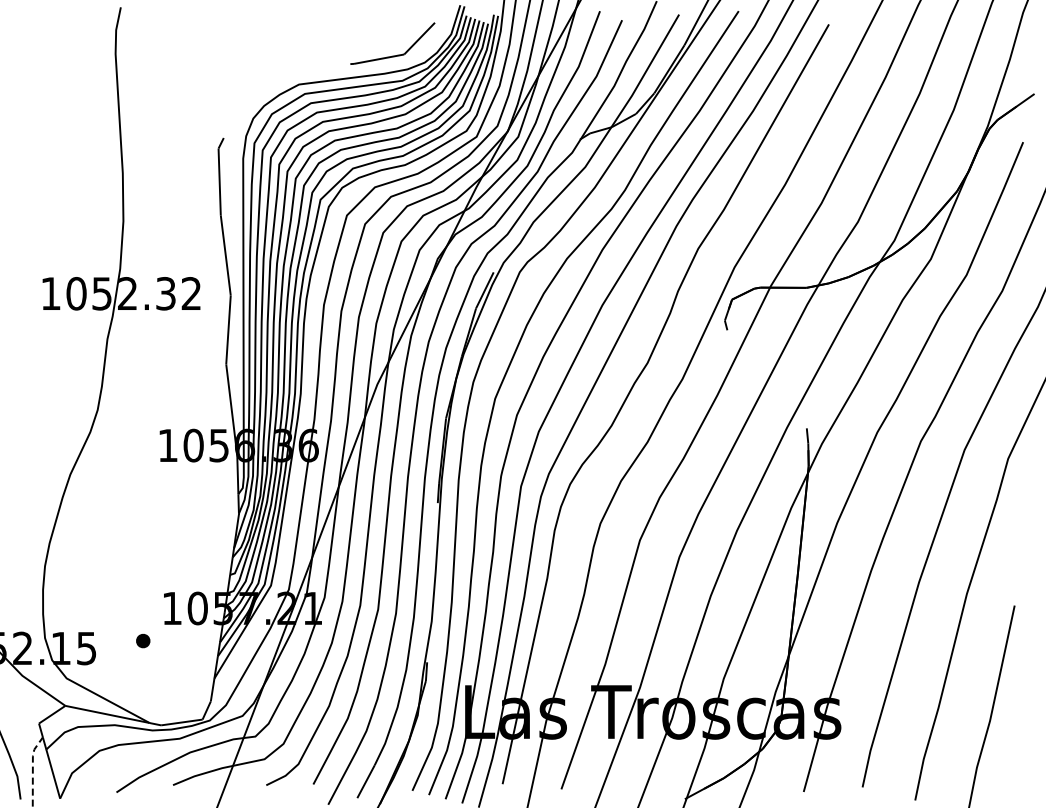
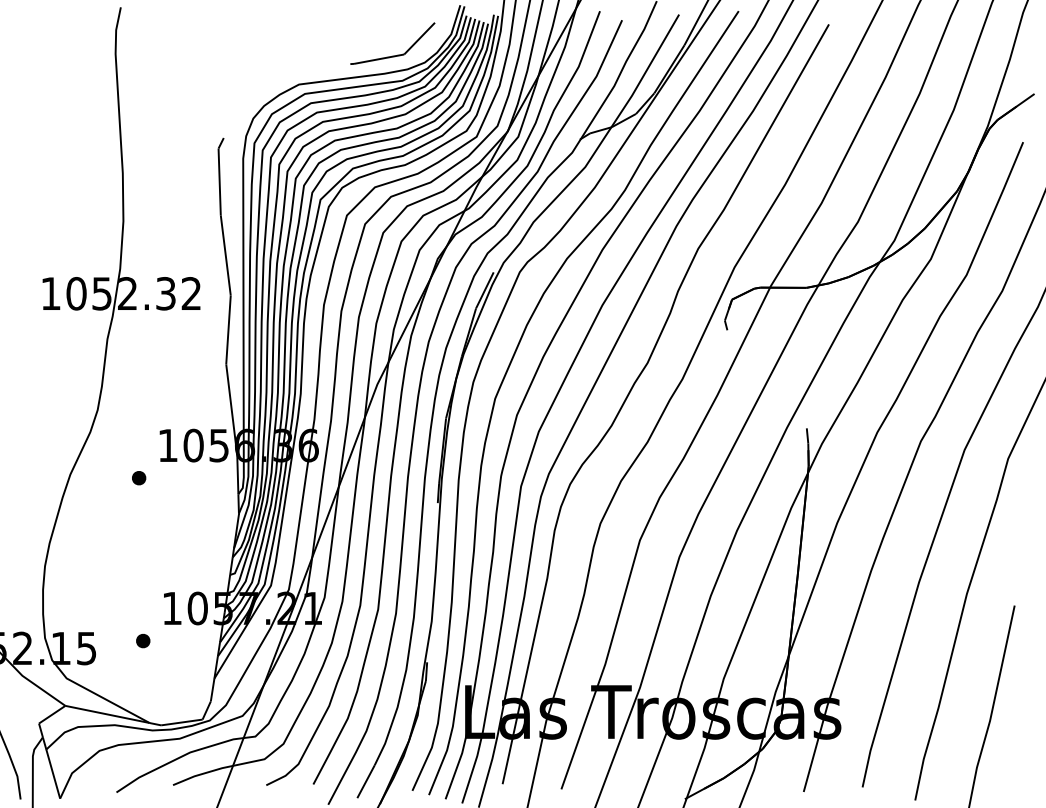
part: none -> present (139, 478)
line: dashed -> solid (32, 770)
